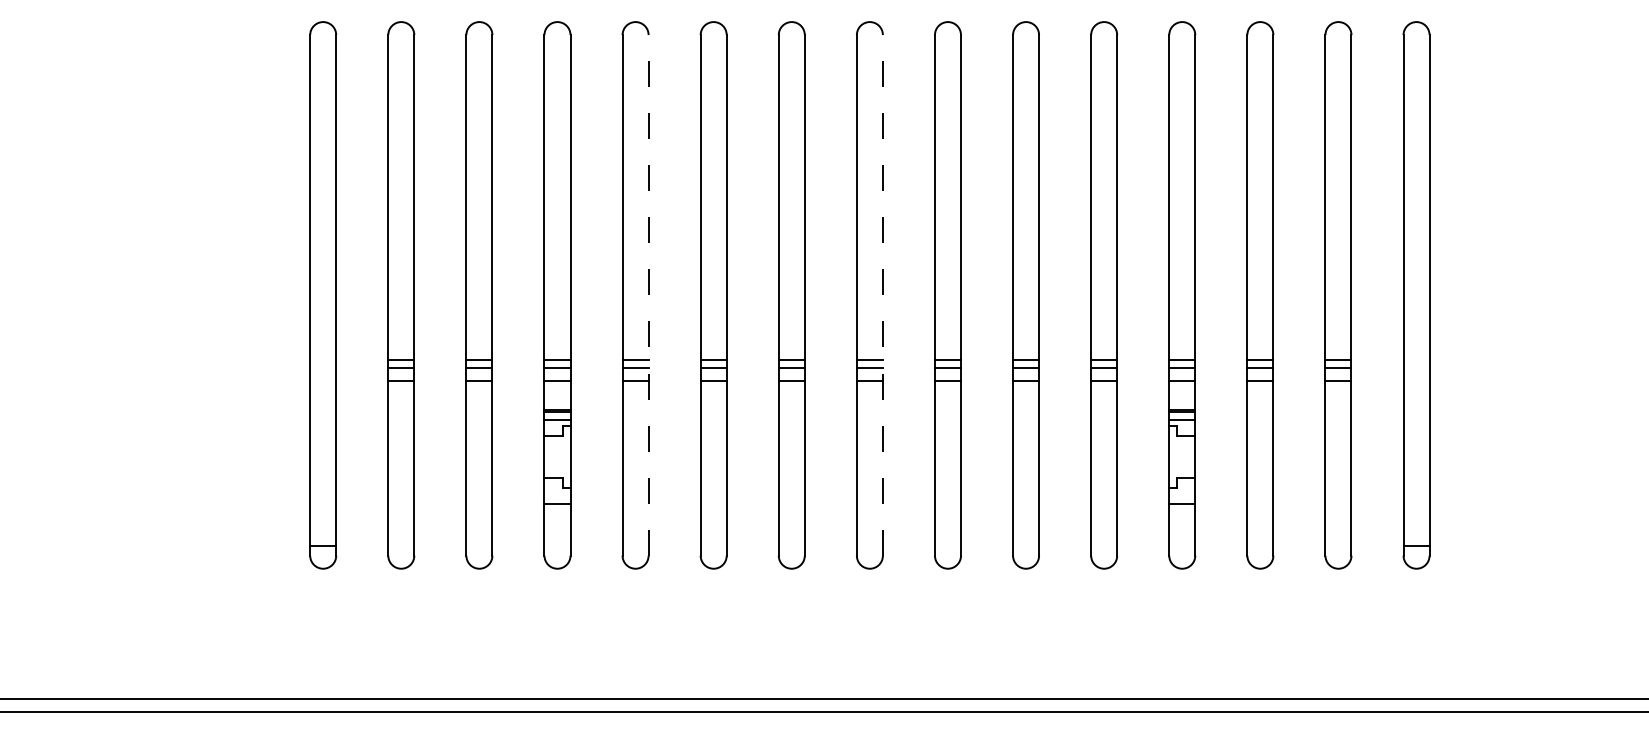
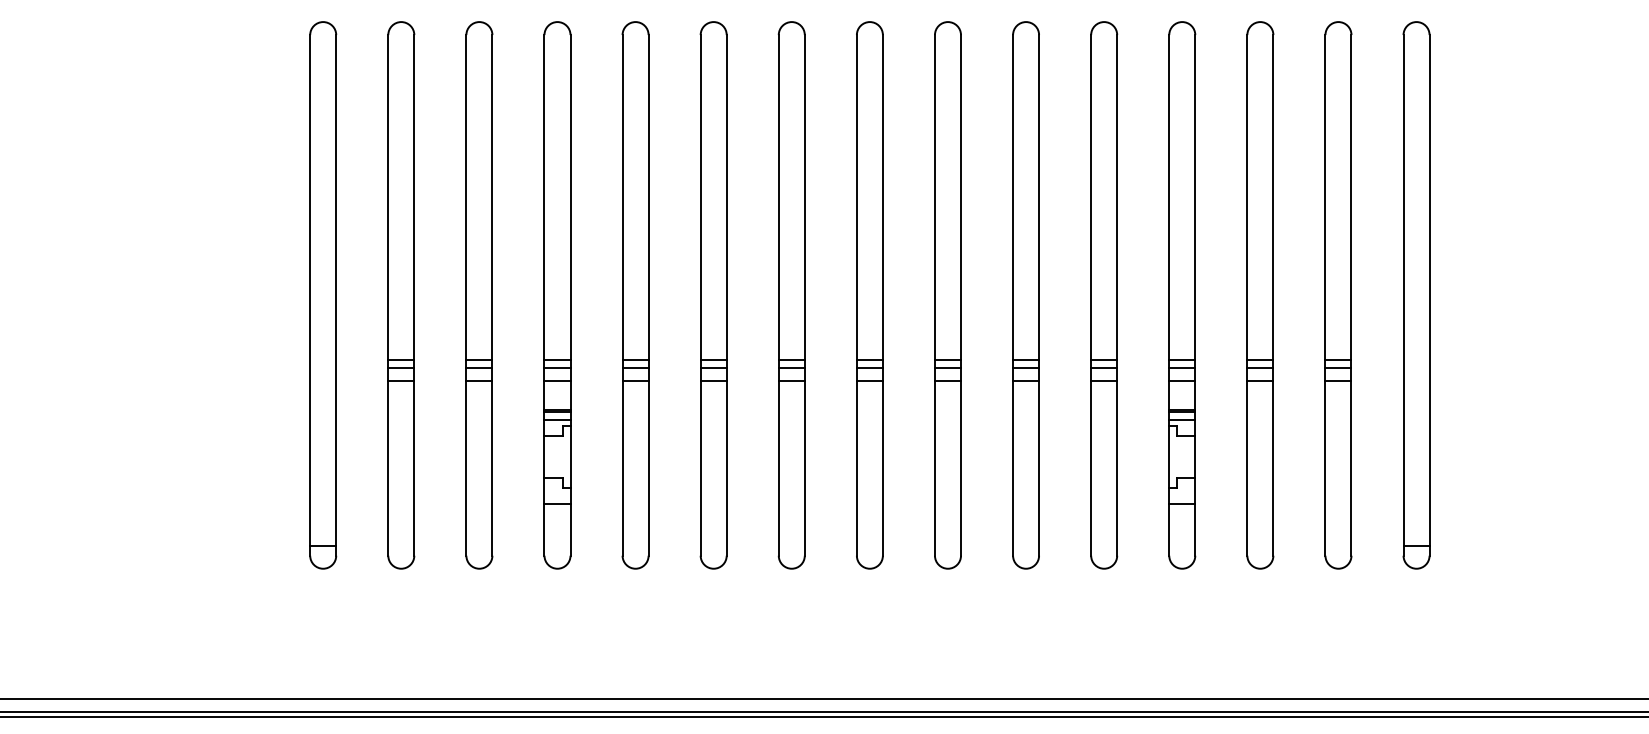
line: dashed -> solid (648, 294)
line: dashed -> solid (882, 294)
line: none -> present (823, 717)
